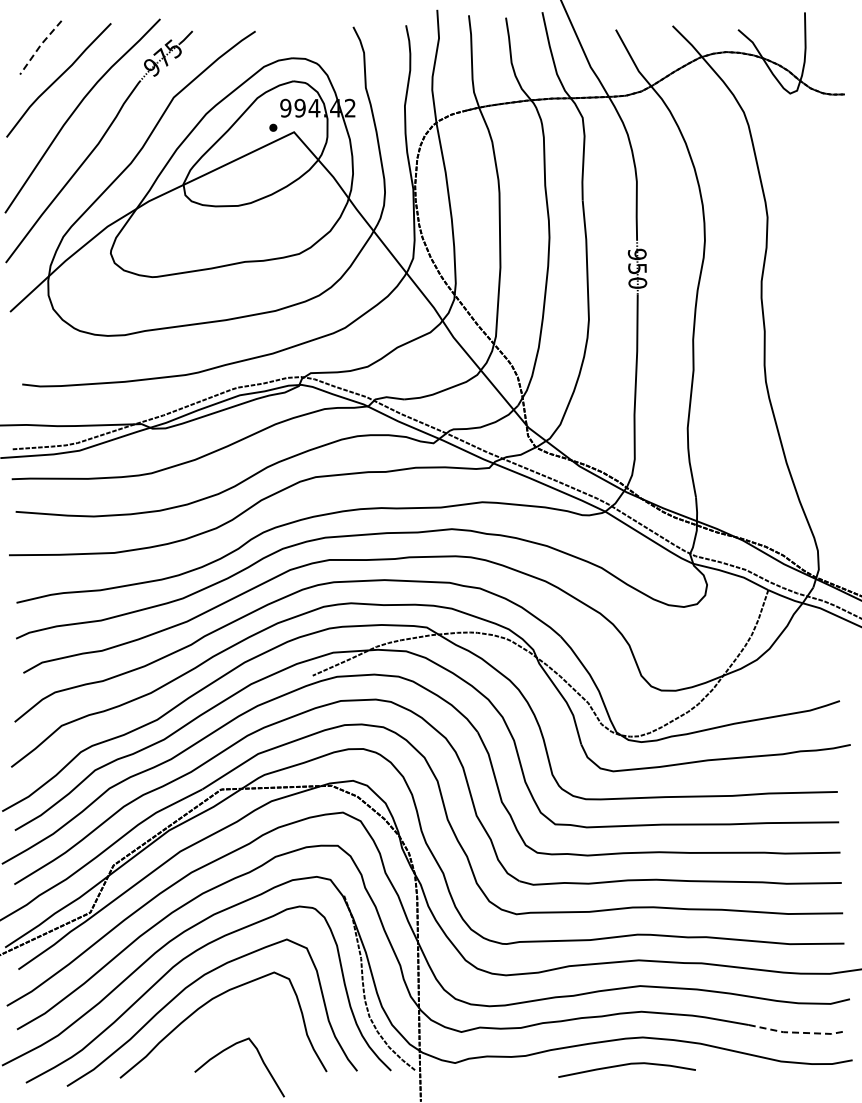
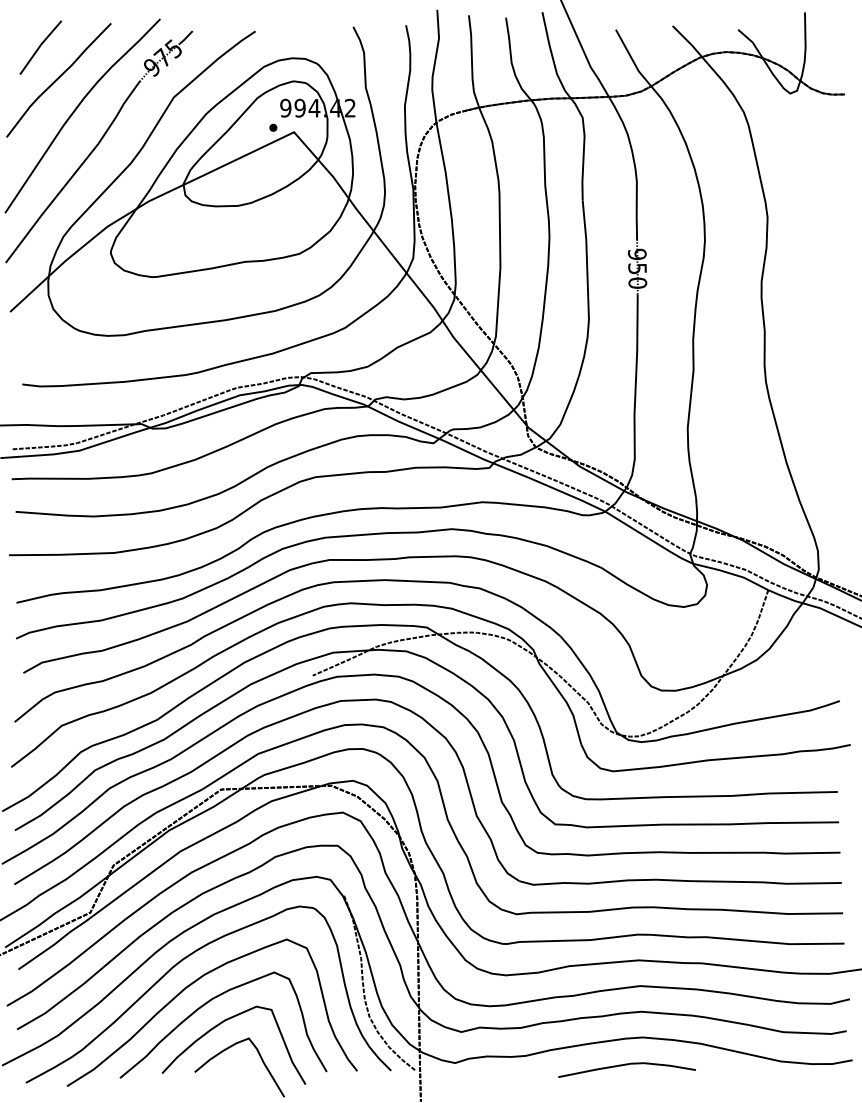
line: dashed -> solid (39, 46)
curve: none -> present (219, 1025)
line: dashed -> solid (798, 1032)
